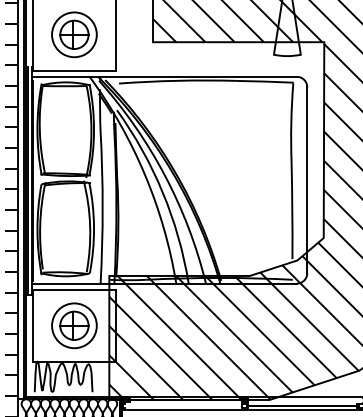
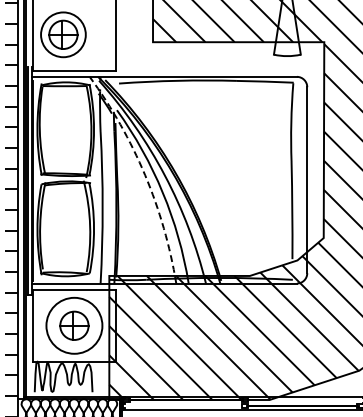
part position: (74, 34) -> (63, 34) (63, 34)
arc: solid -> dashed (145, 175)
circle diameter: 45 px -> 56 px (74, 325)
